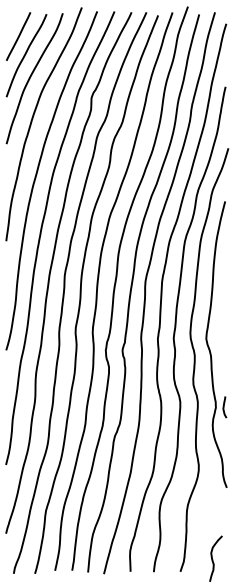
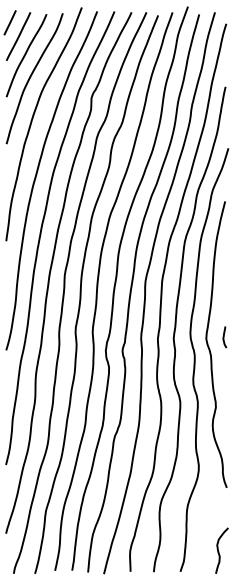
line: none -> present (9, 22)
curve position: (224, 407) -> (224, 337) (224, 337)
curve position: (213, 559) -> (219, 551) (219, 551)
